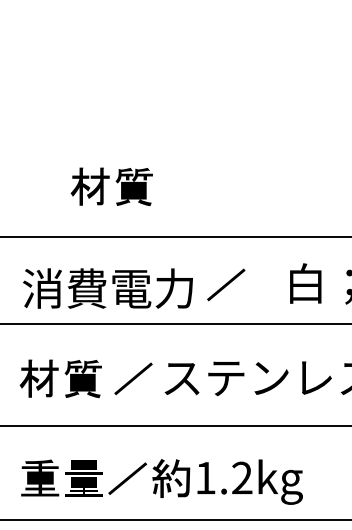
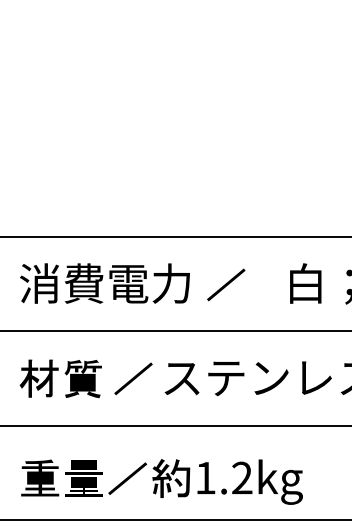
part: present -> none (115, 181)
part position: (107, 288) -> (104, 283) (104, 283)
line position: (175, 324) -> (175, 331) (175, 331)
